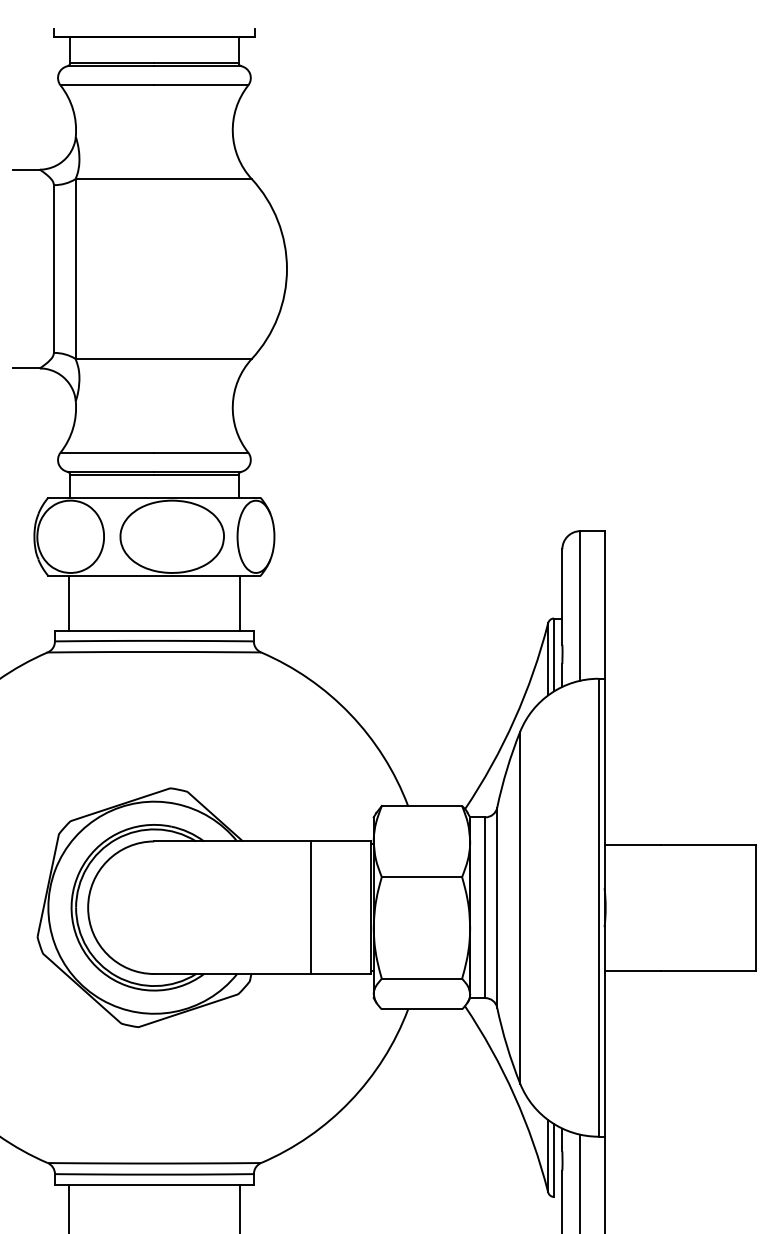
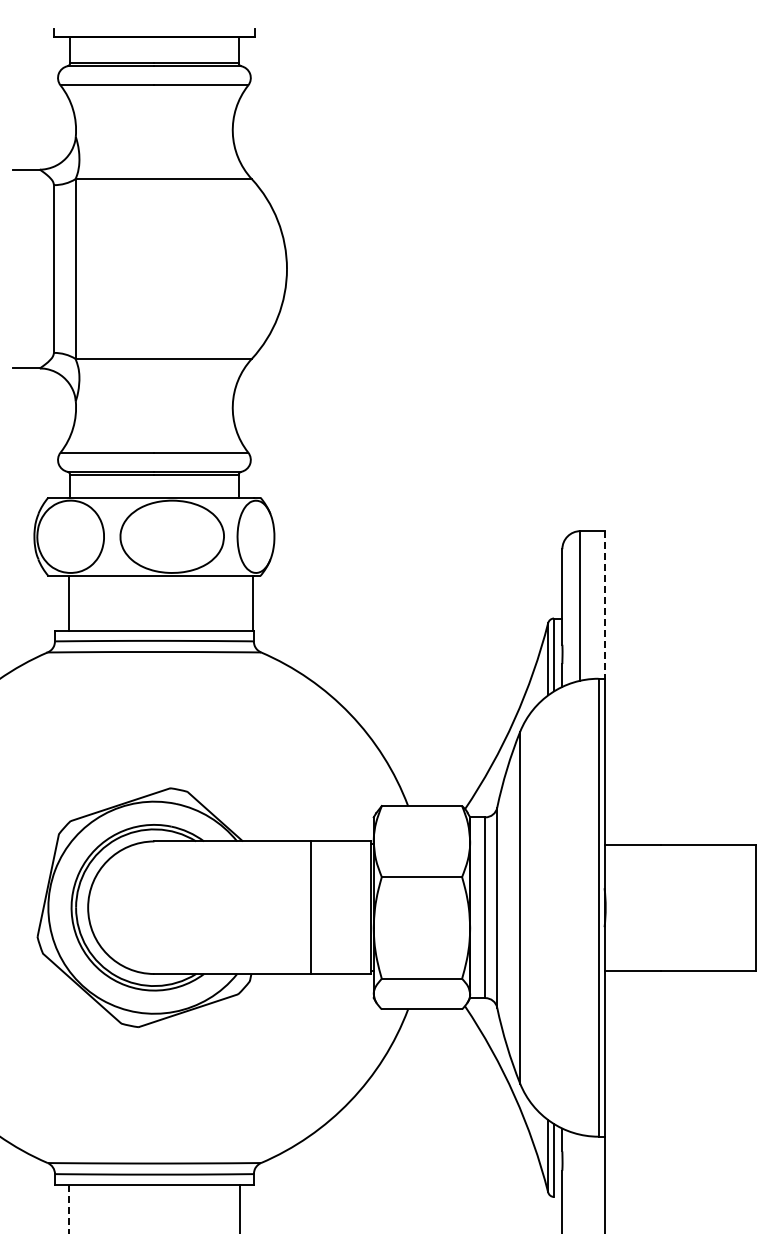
line position: (240, 602) -> (253, 602) (253, 602)
line: solid -> dashed (604, 604)
line: present -> none (580, 1182)
line: solid -> dashed (68, 1209)
